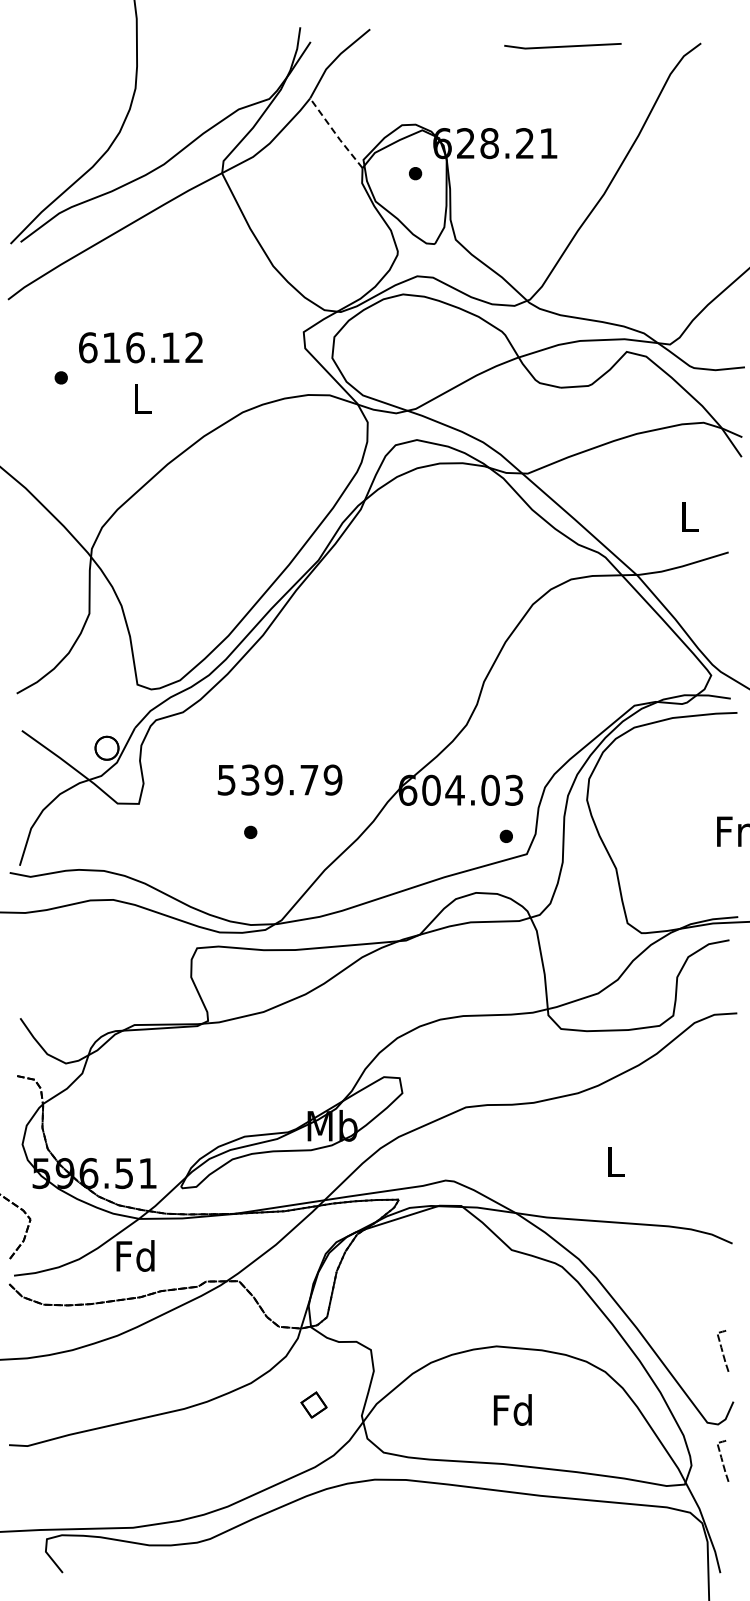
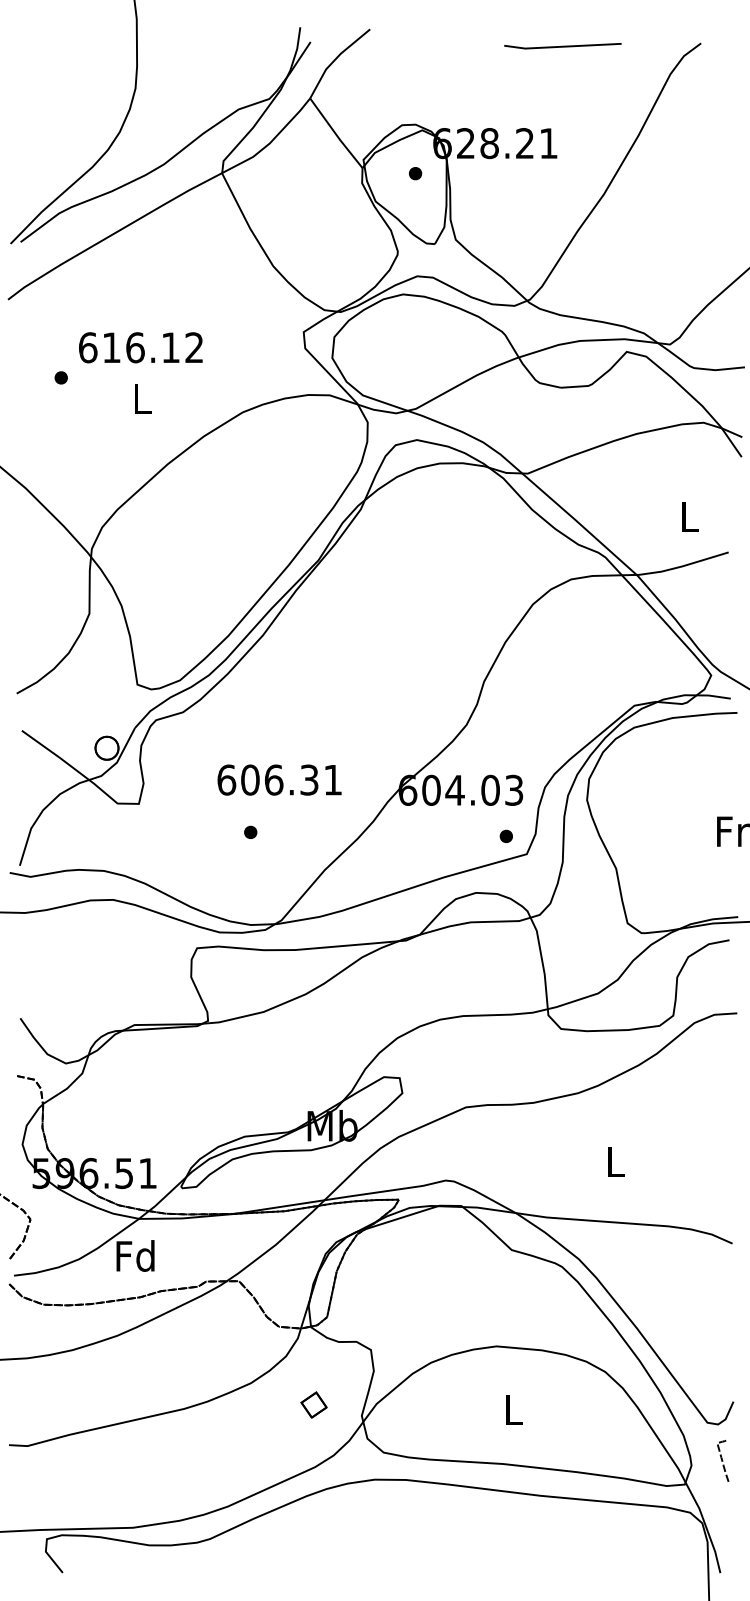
line: dashed -> solid (335, 133)
text: 539.79 -> 606.31 (279, 779)
curve: present -> none (723, 1350)
text: Fd -> L (512, 1409)
